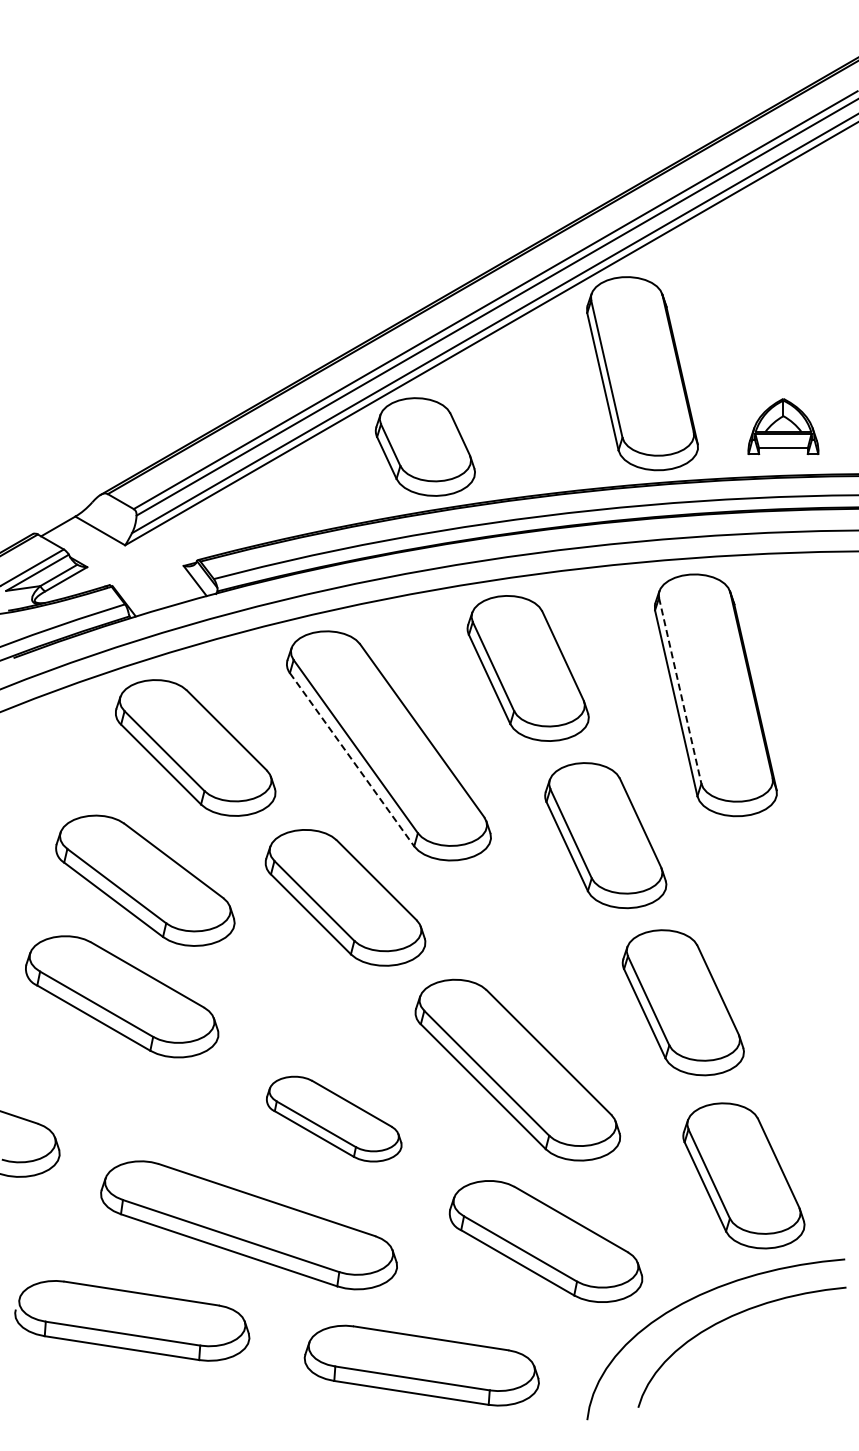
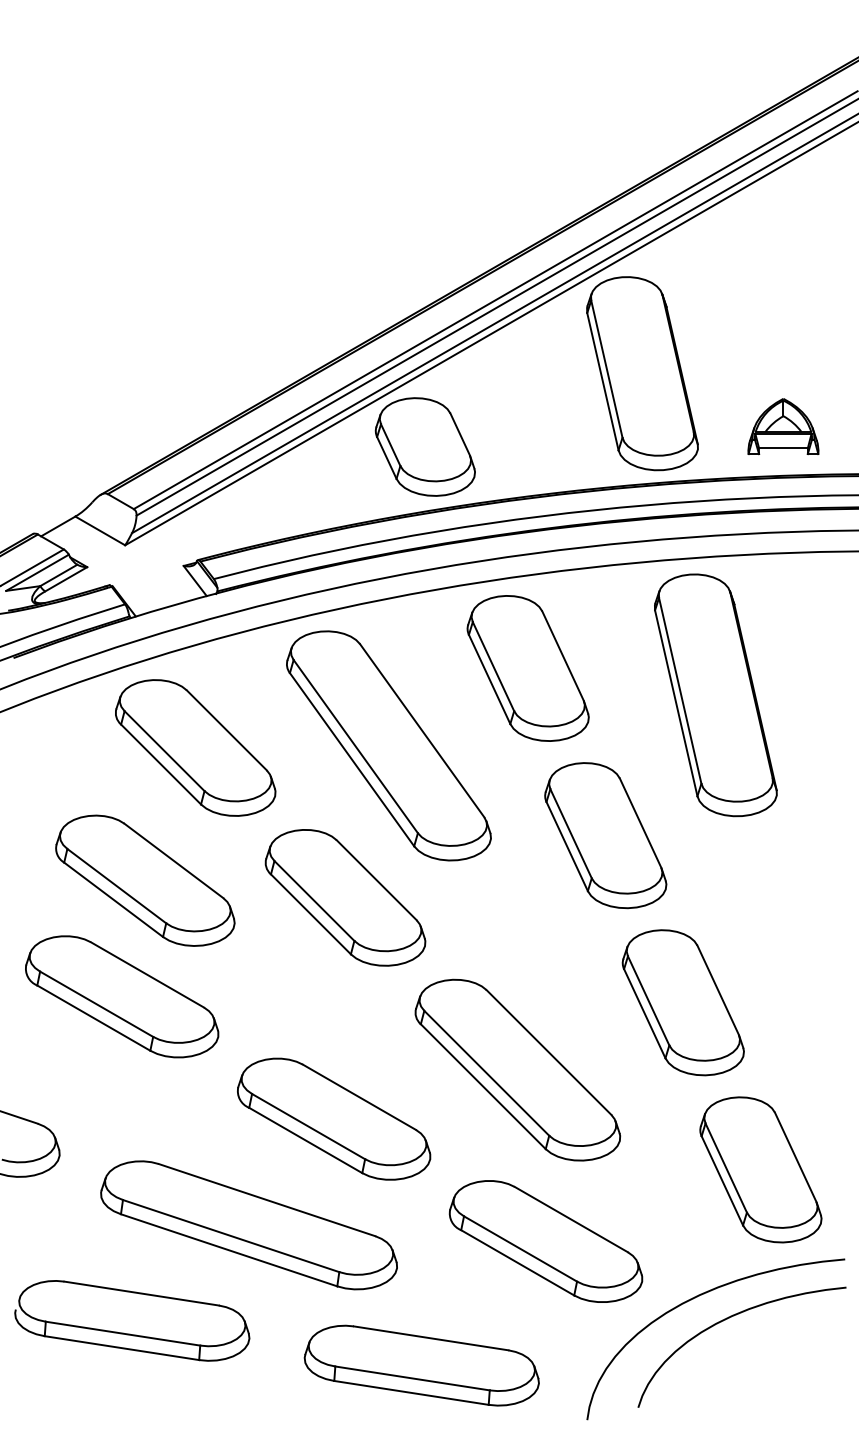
line: dashed -> solid (680, 691)
line: dashed -> solid (352, 759)
part size: 137x88 px -> 195x124 px (334, 1118)
part position: (743, 1175) -> (760, 1169) (760, 1169)
